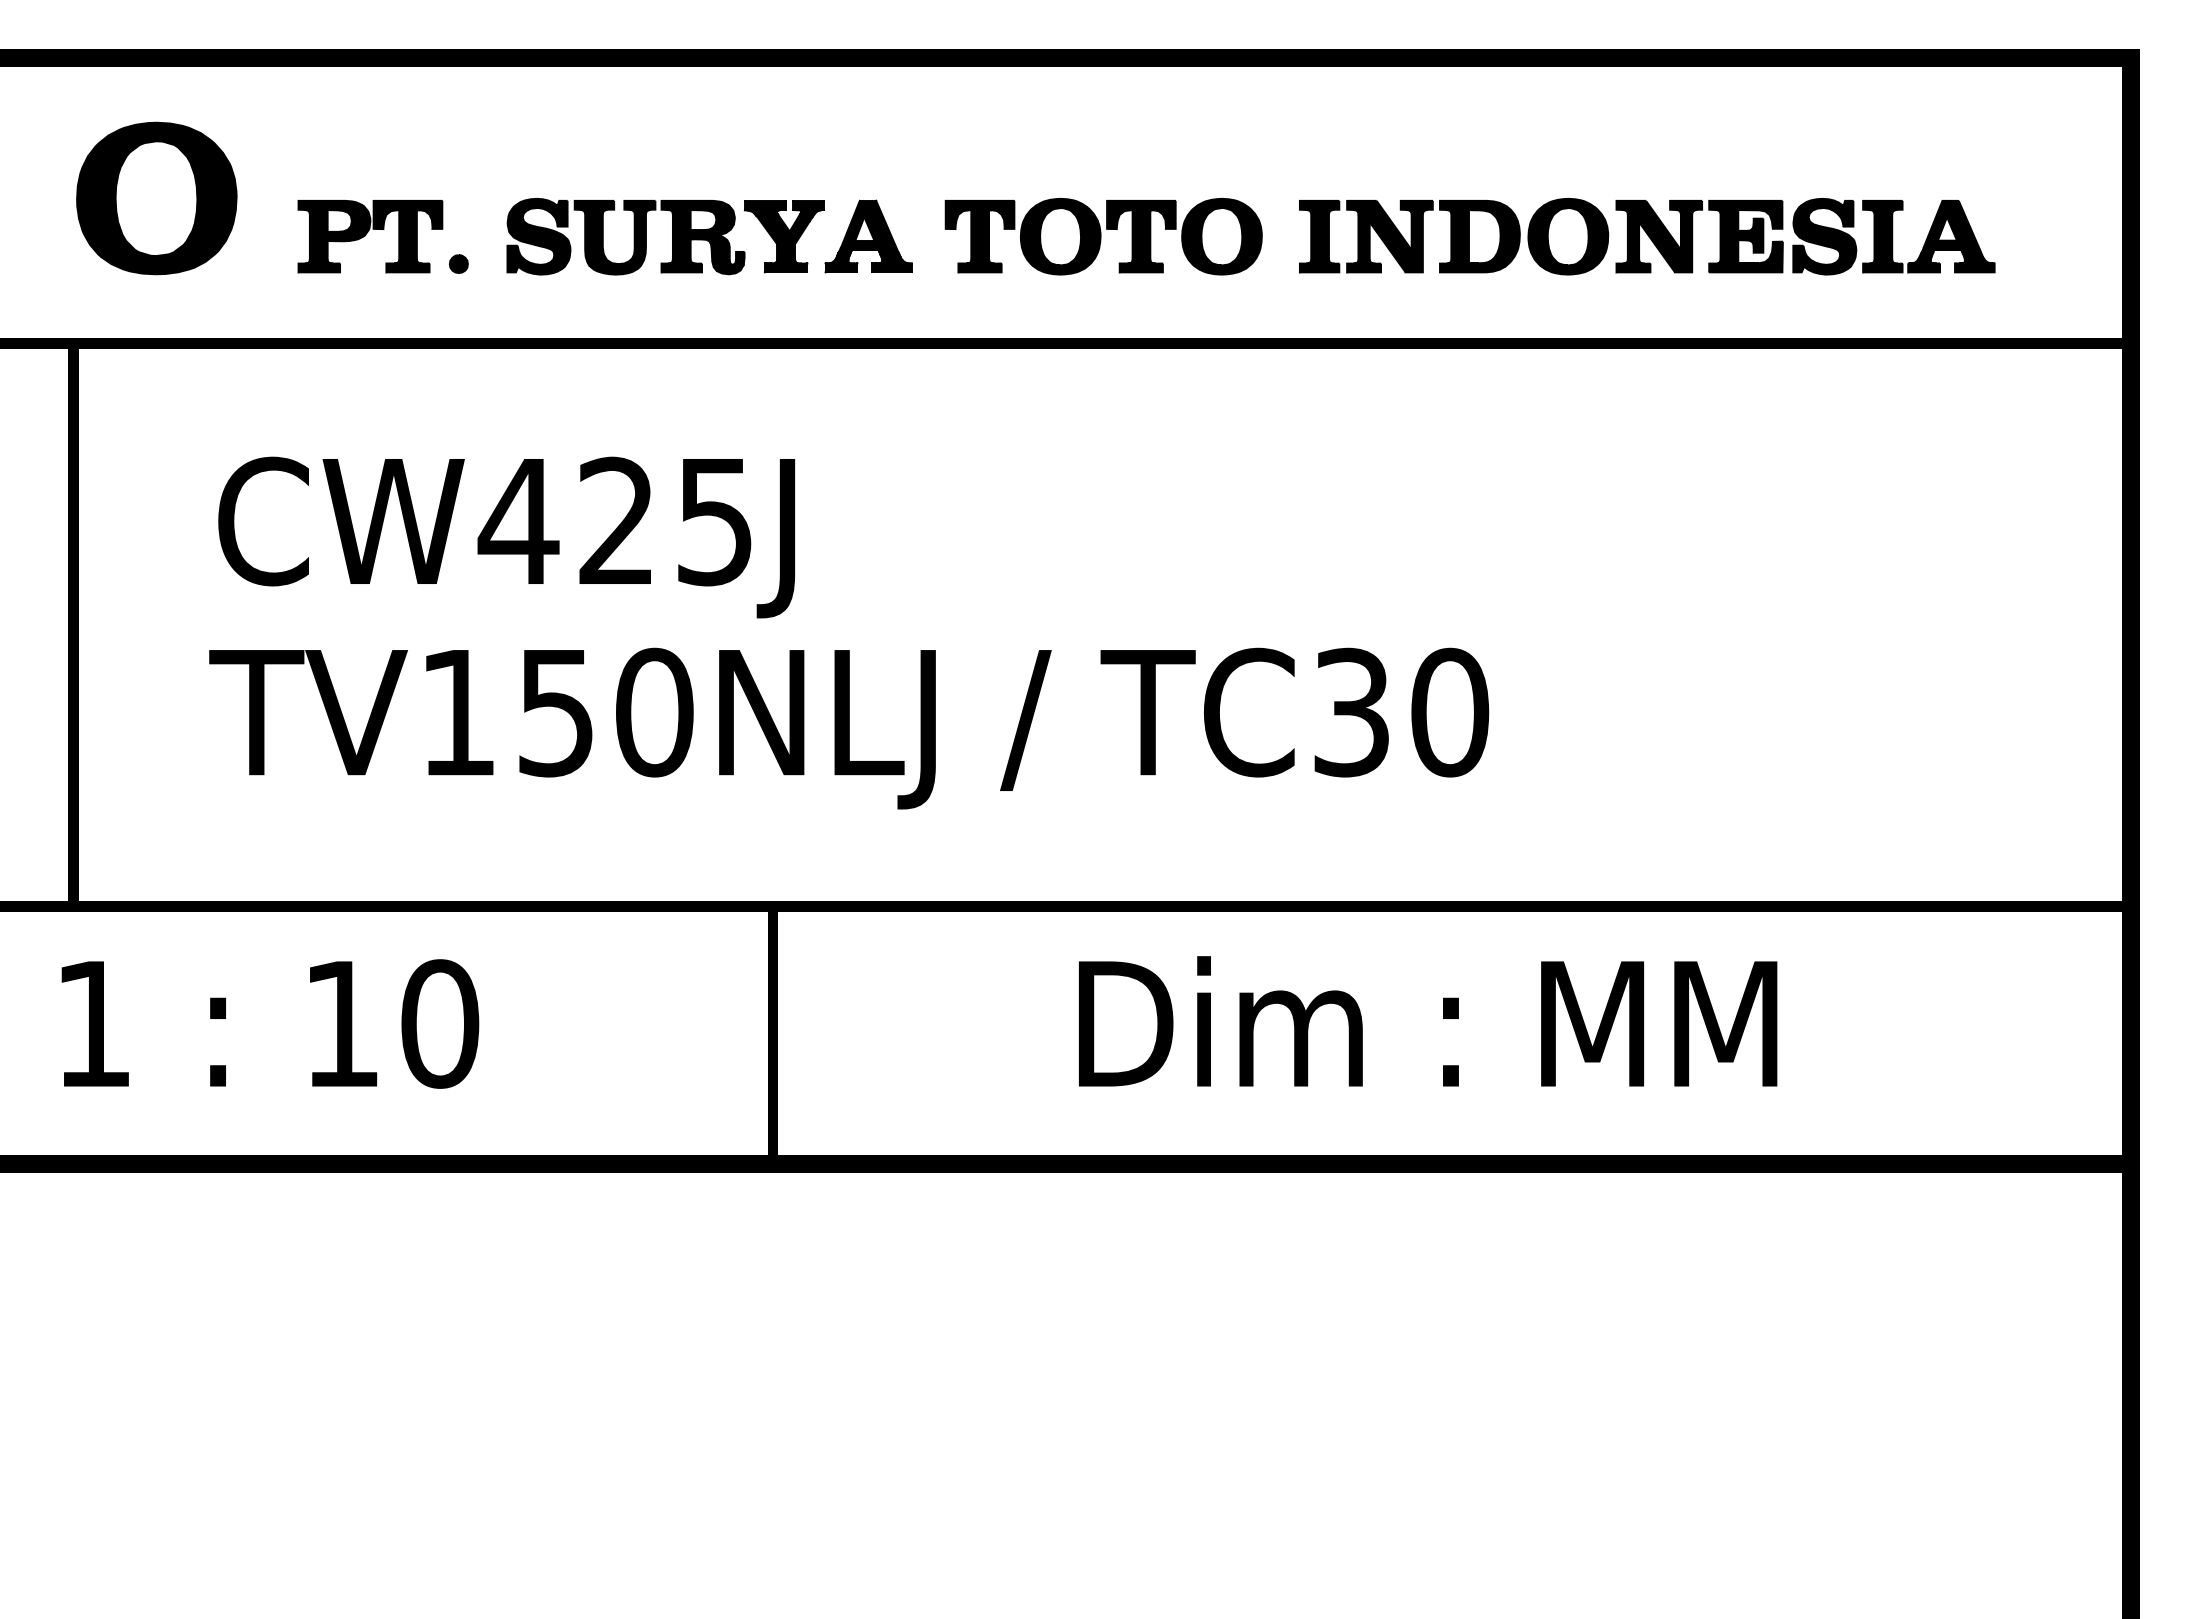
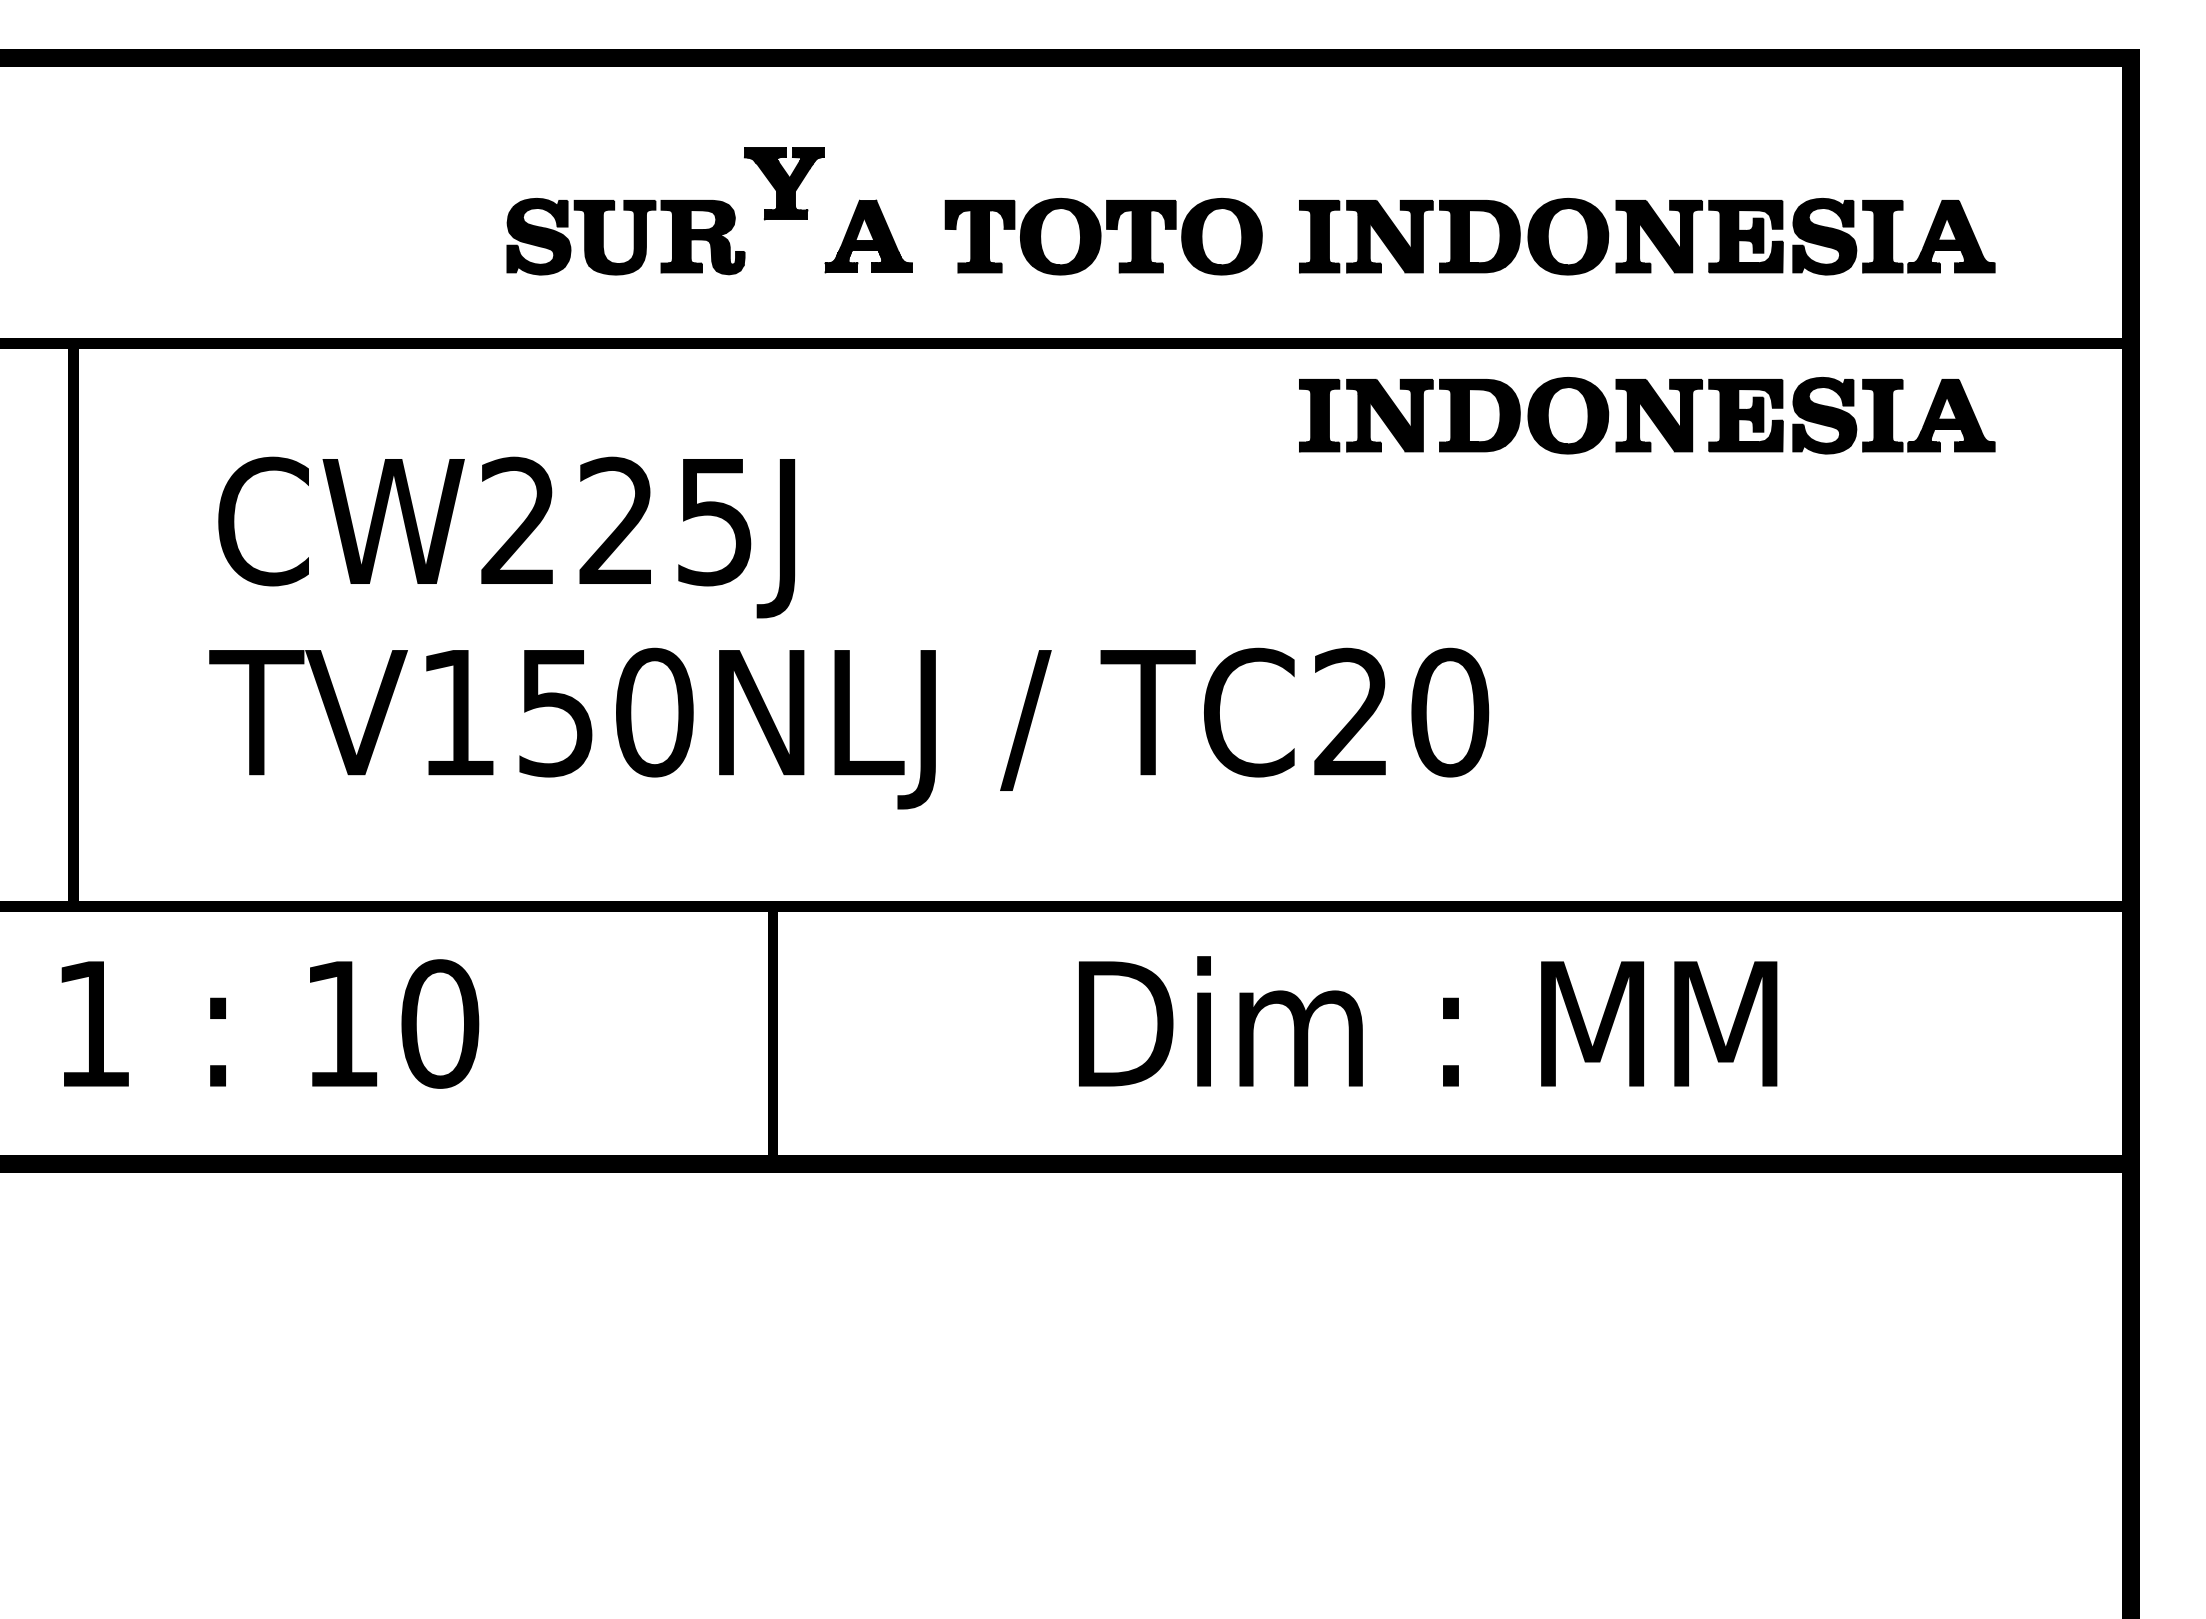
part: present -> none (156, 198)
part: present -> none (382, 229)
part position: (784, 236) -> (784, 183) (784, 183)
part: none -> present (1647, 415)
text: CW425J -> CW225J (518, 519)
text: TC30 -> TC20 (1351, 712)
